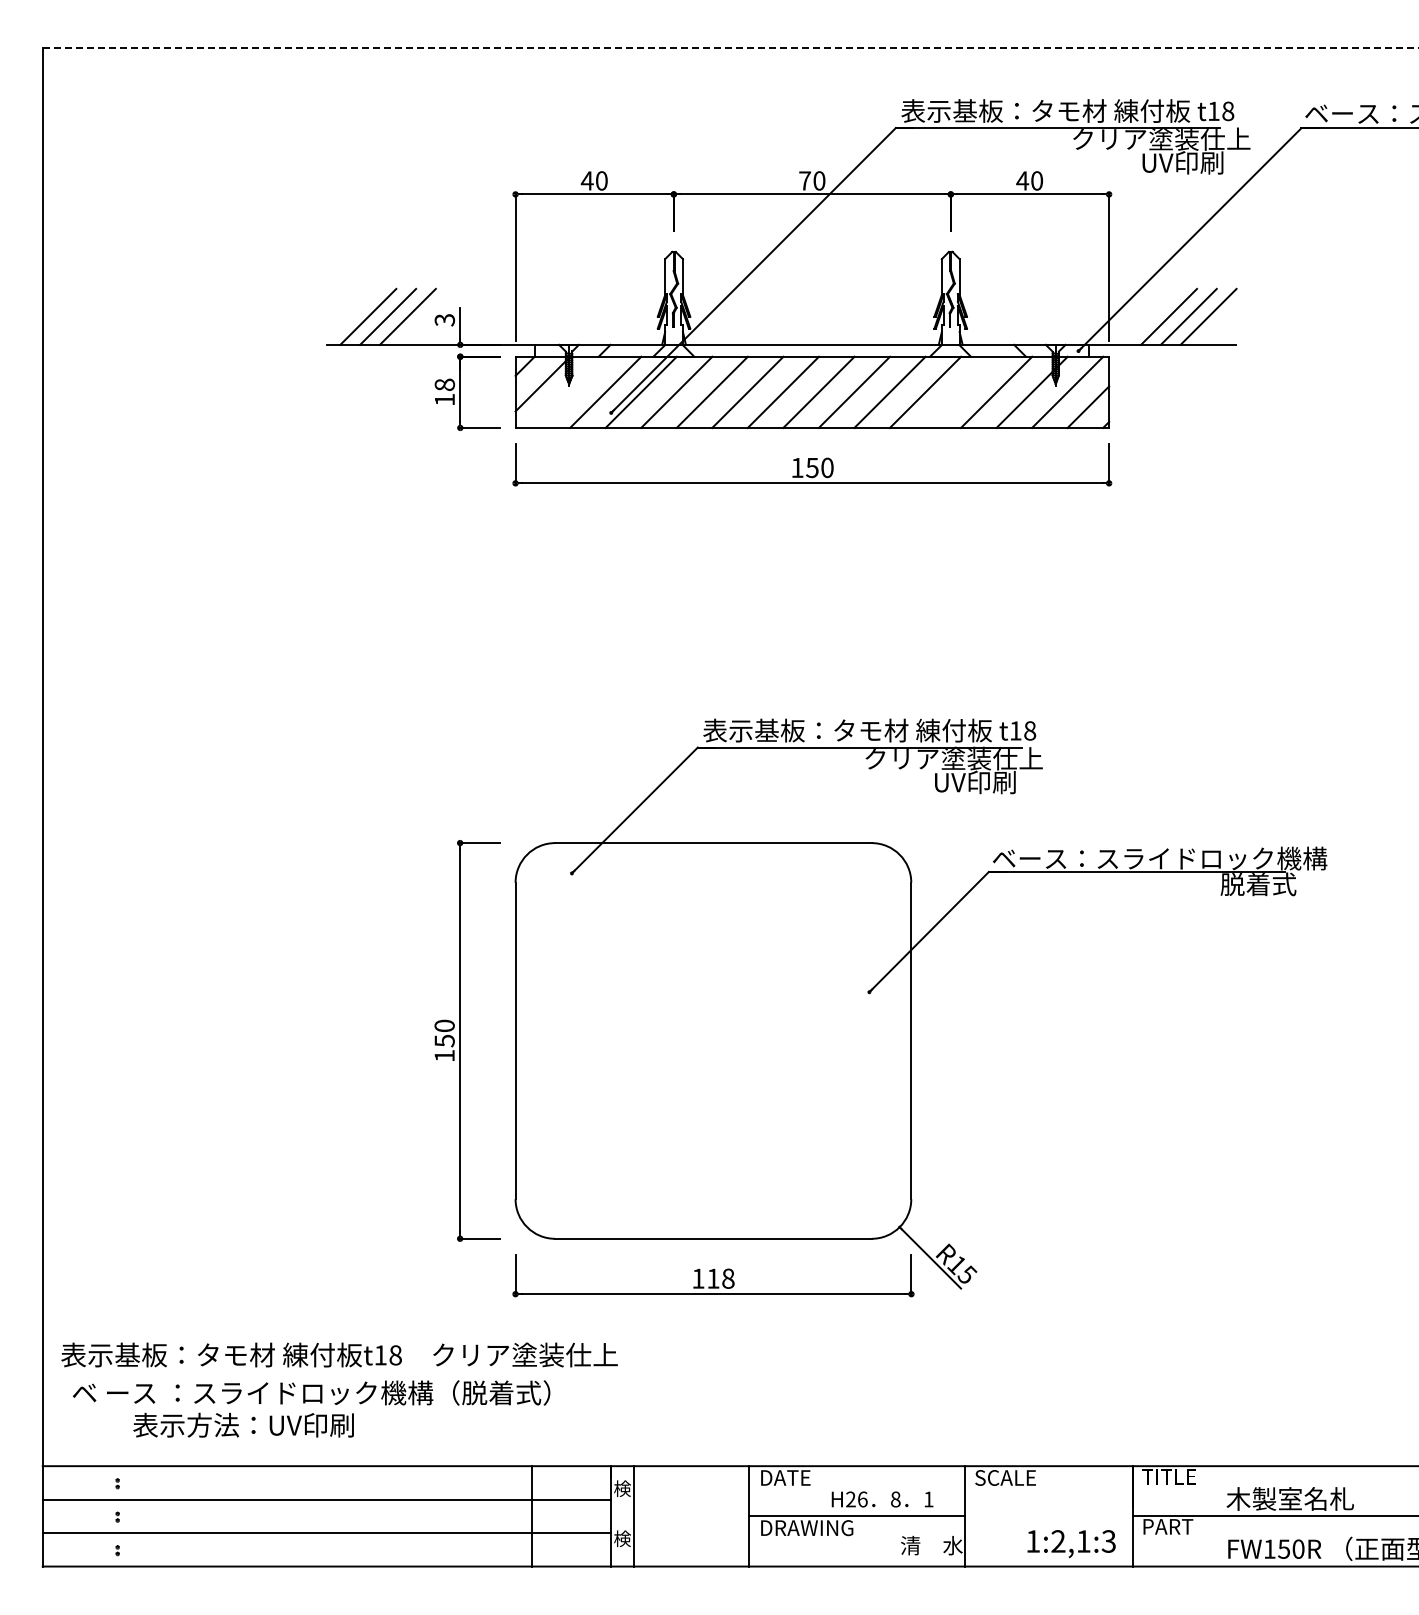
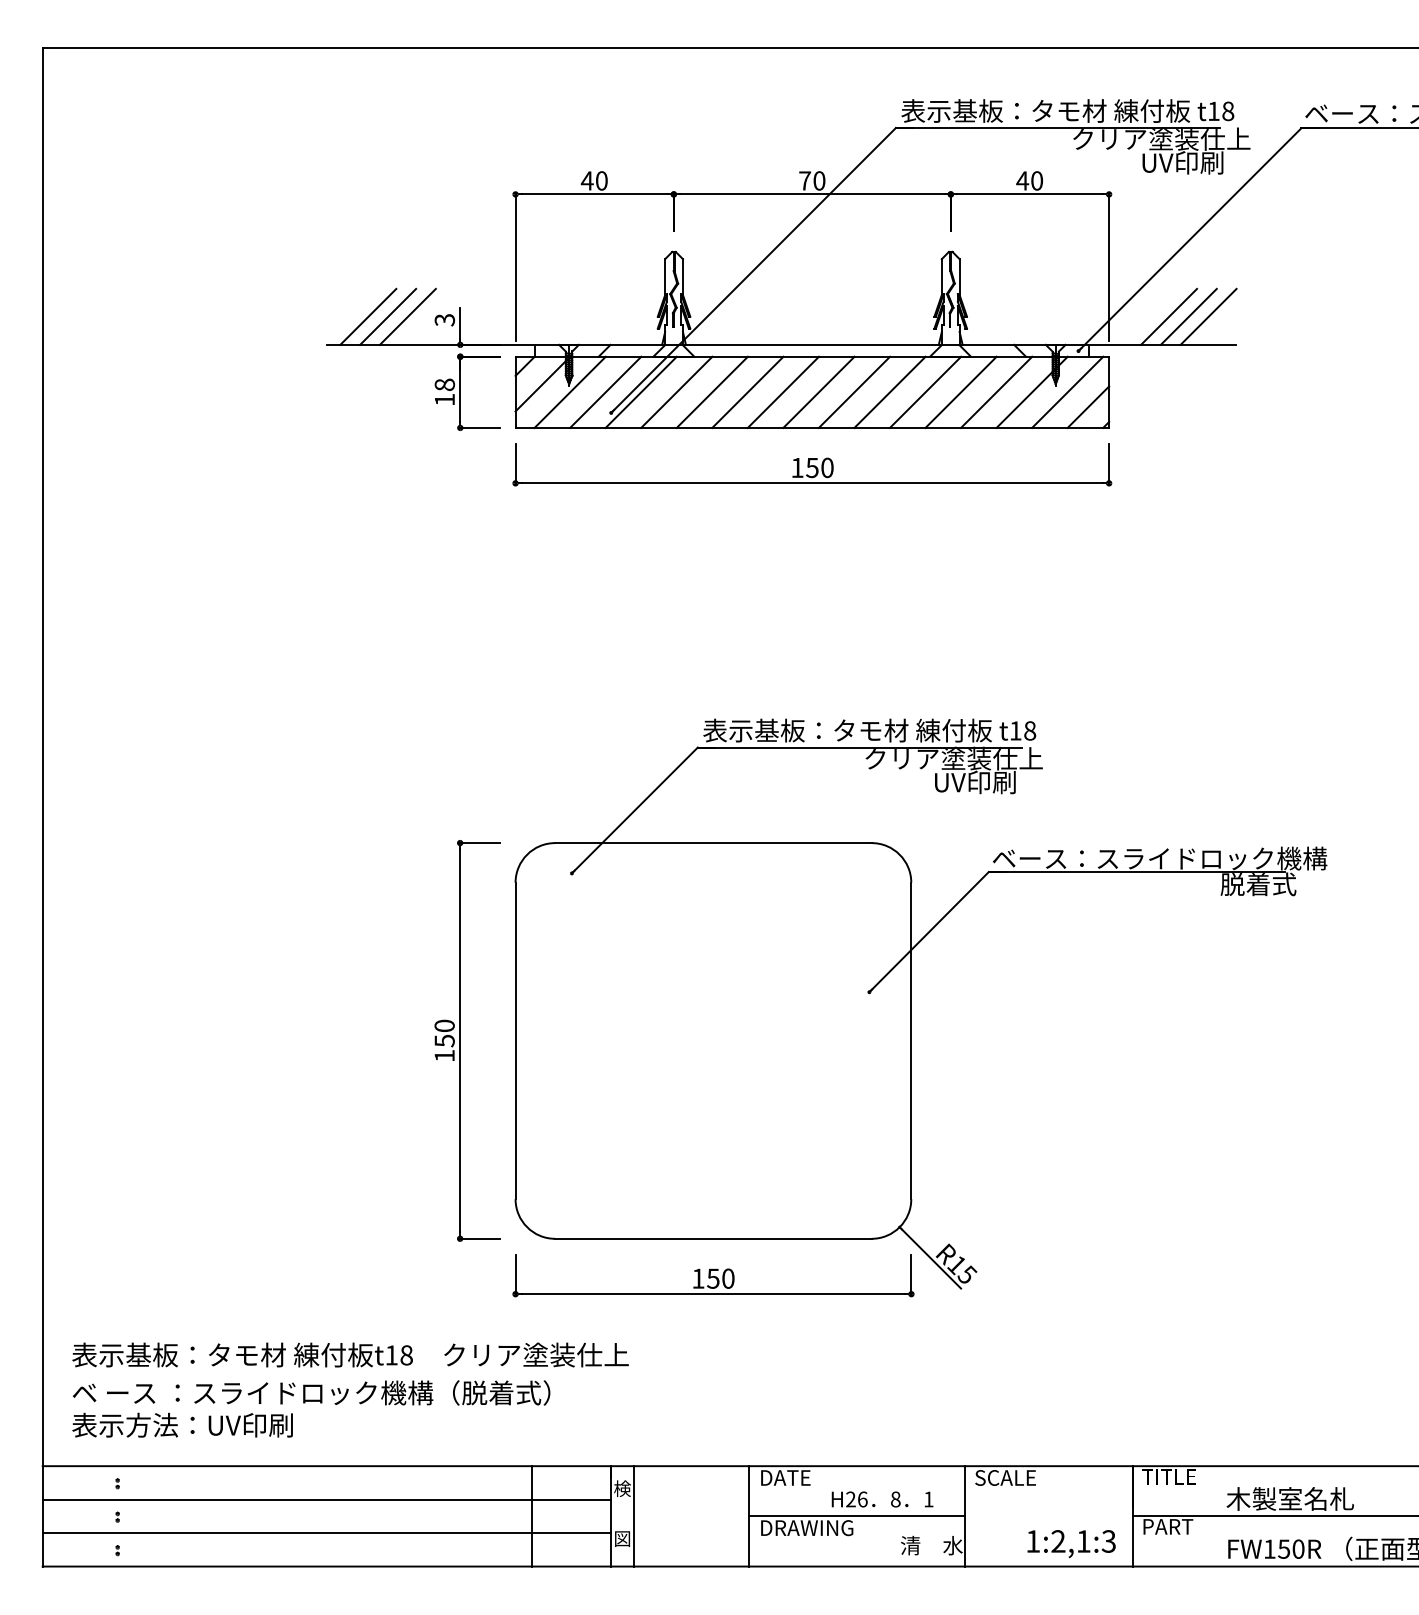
line: dashed -> solid (730, 48)
line: none -> present (569, 392)
line: none -> present (960, 392)
text: 118 -> 150 (720, 1278)
text position: (339, 1354) -> (350, 1354) (350, 1354)
text position: (243, 1424) -> (182, 1424) (182, 1424)
text: 検 -> 図 (622, 1538)
